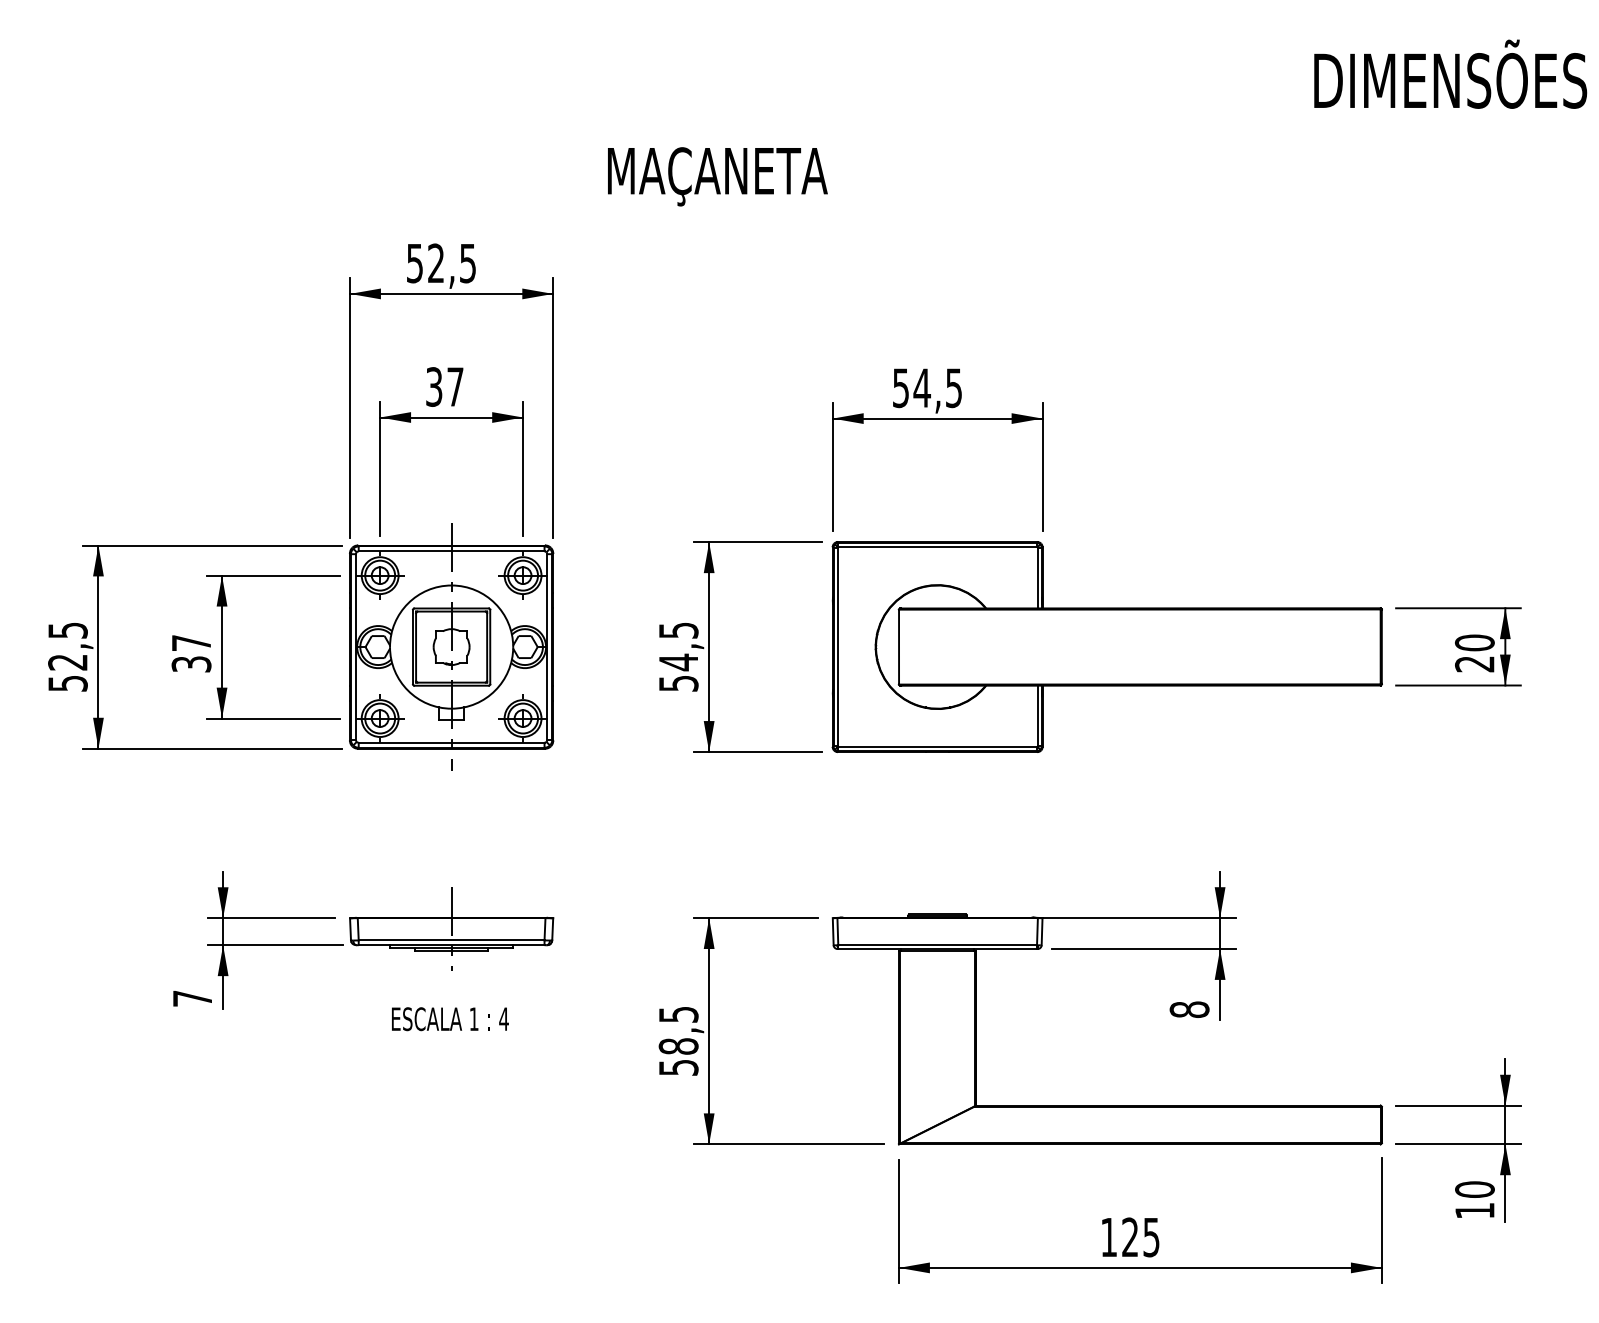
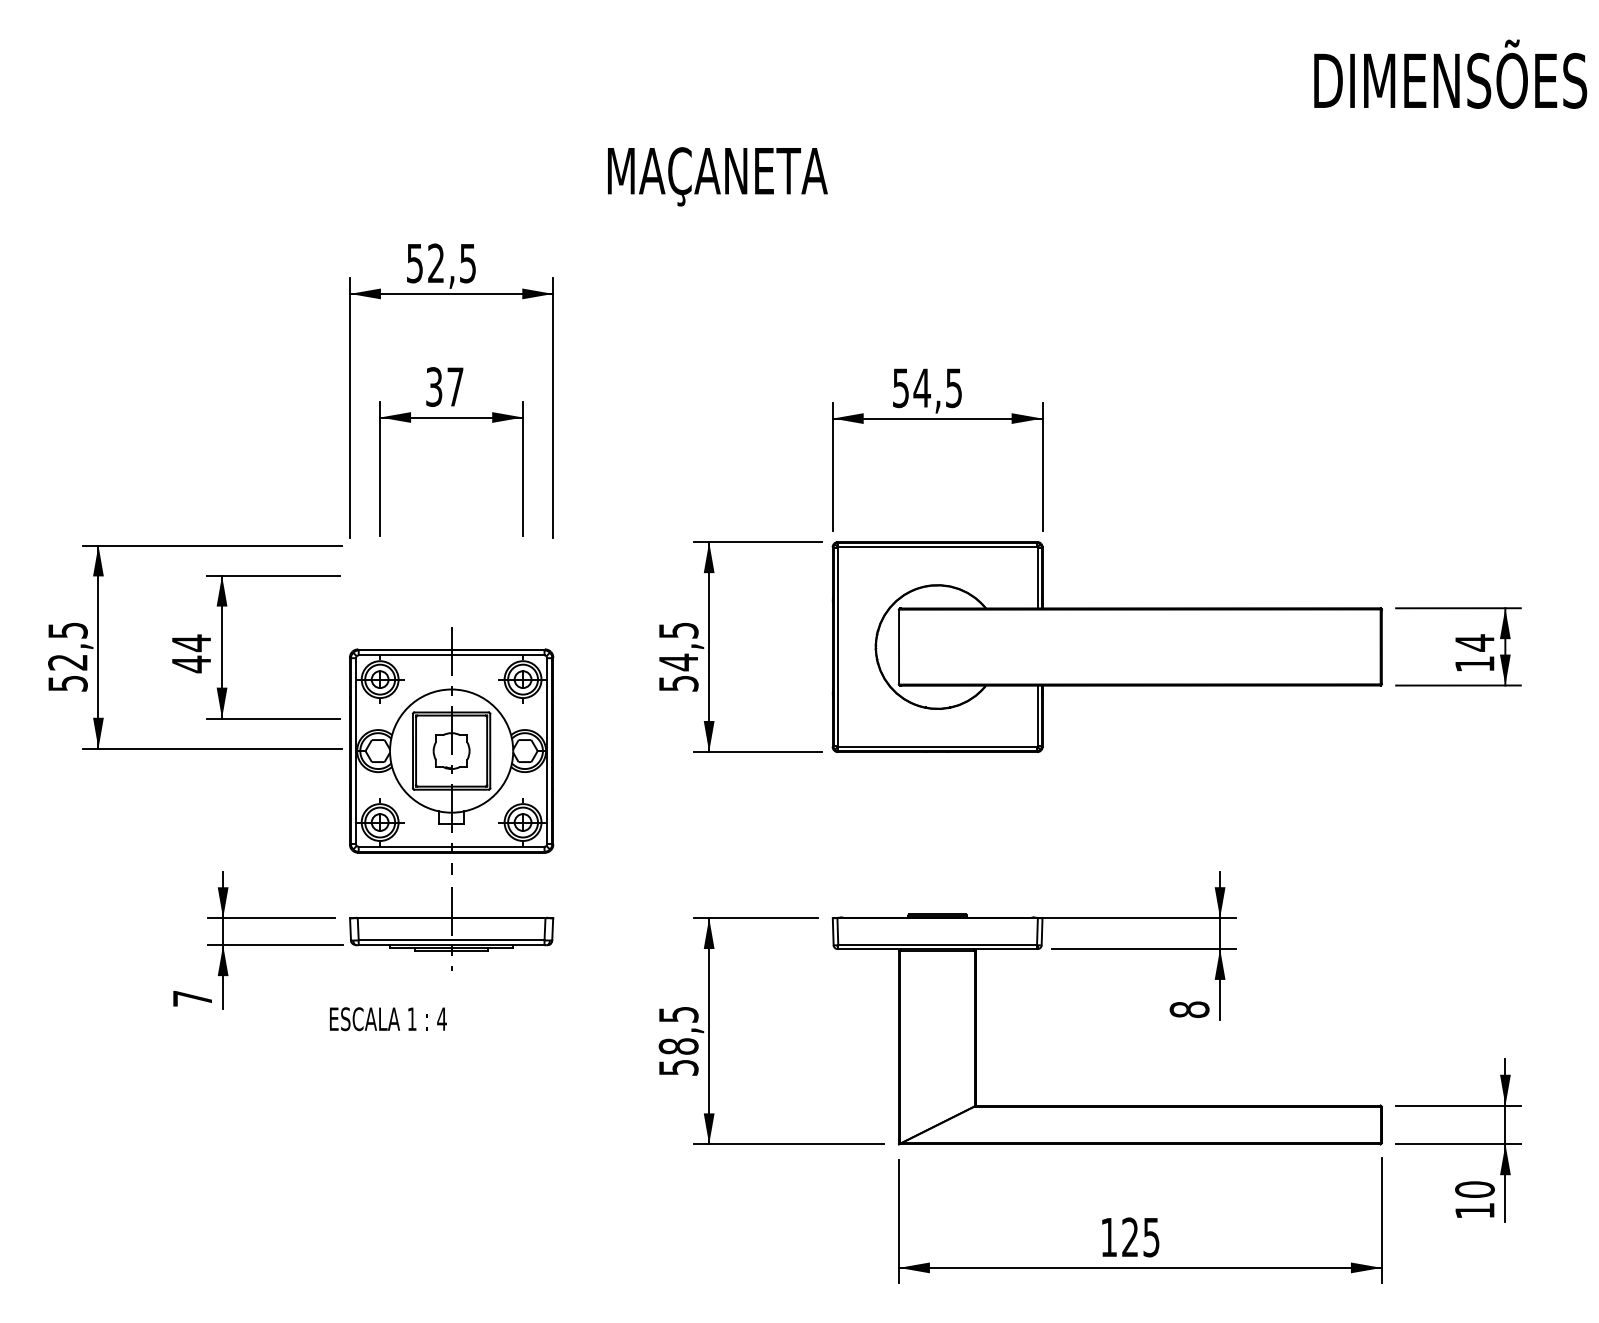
part position: (451, 646) -> (451, 750) (451, 750)
text: 37 -> 44 (191, 653)
text: 20 -> 14 (1474, 653)
text position: (450, 1019) -> (388, 1019) (388, 1019)
